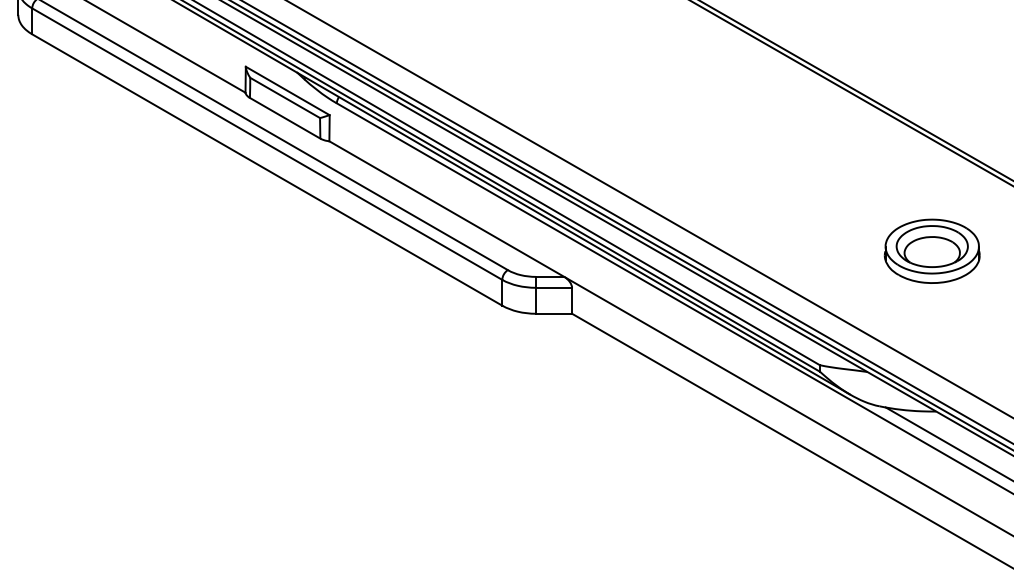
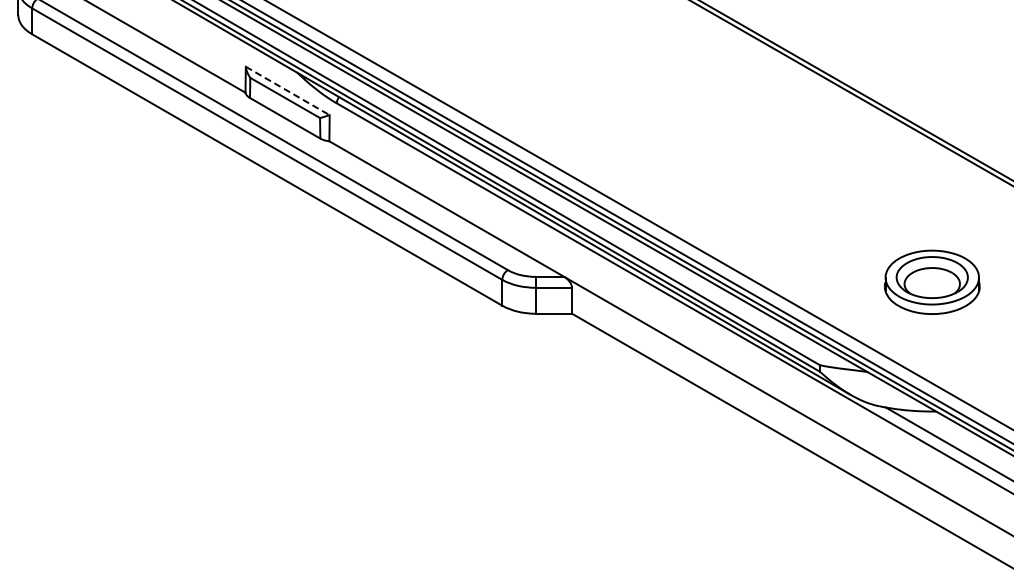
line: solid -> dashed (288, 91)
line position: (649, 209) -> (639, 215) (639, 215)
part position: (931, 250) -> (931, 281) (931, 281)
